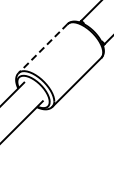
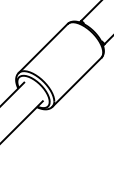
line: dashed -> solid (43, 48)
